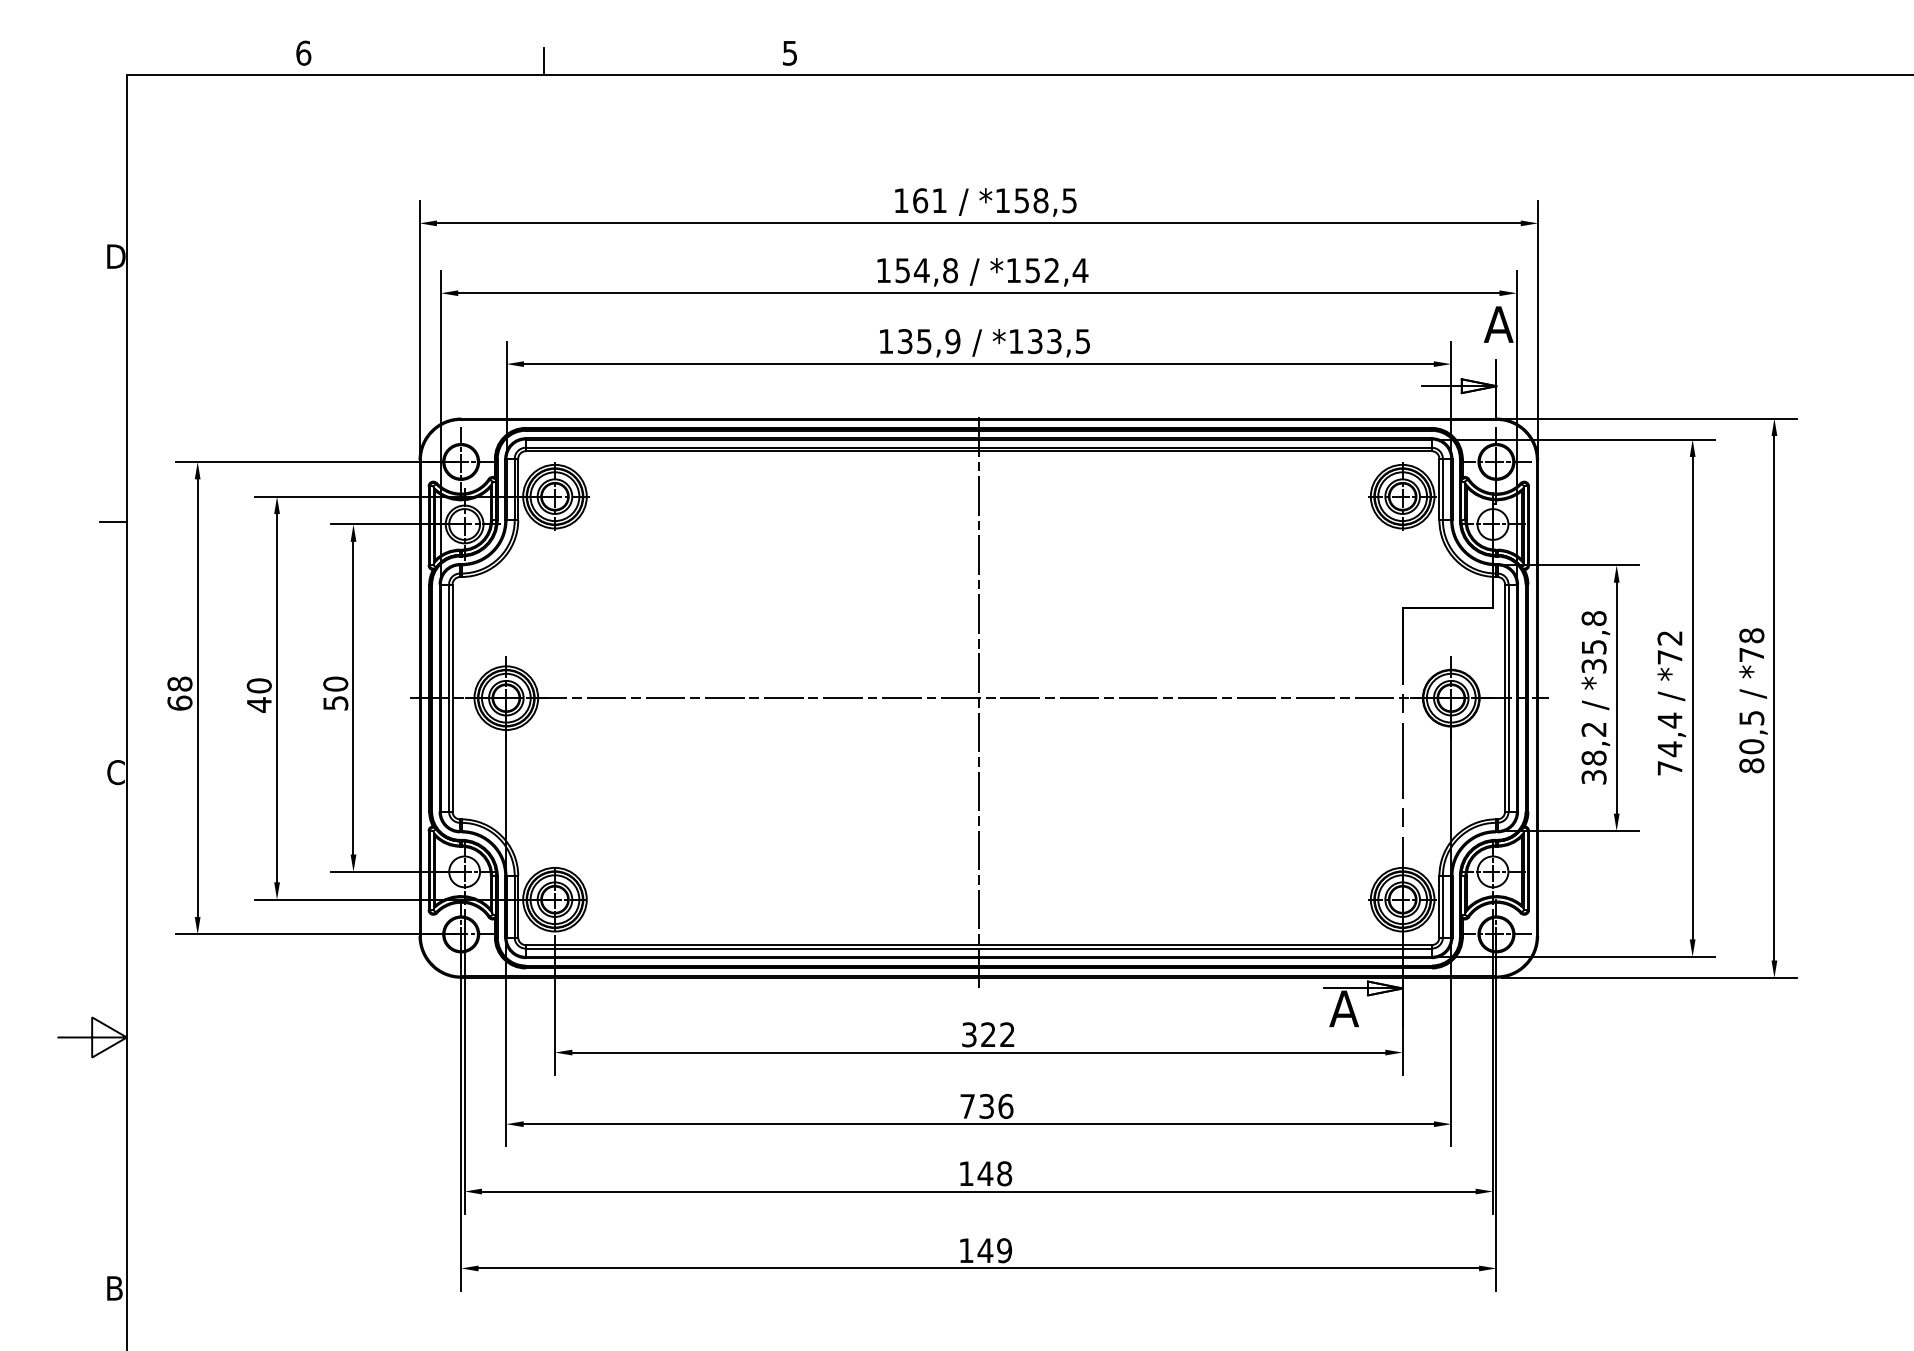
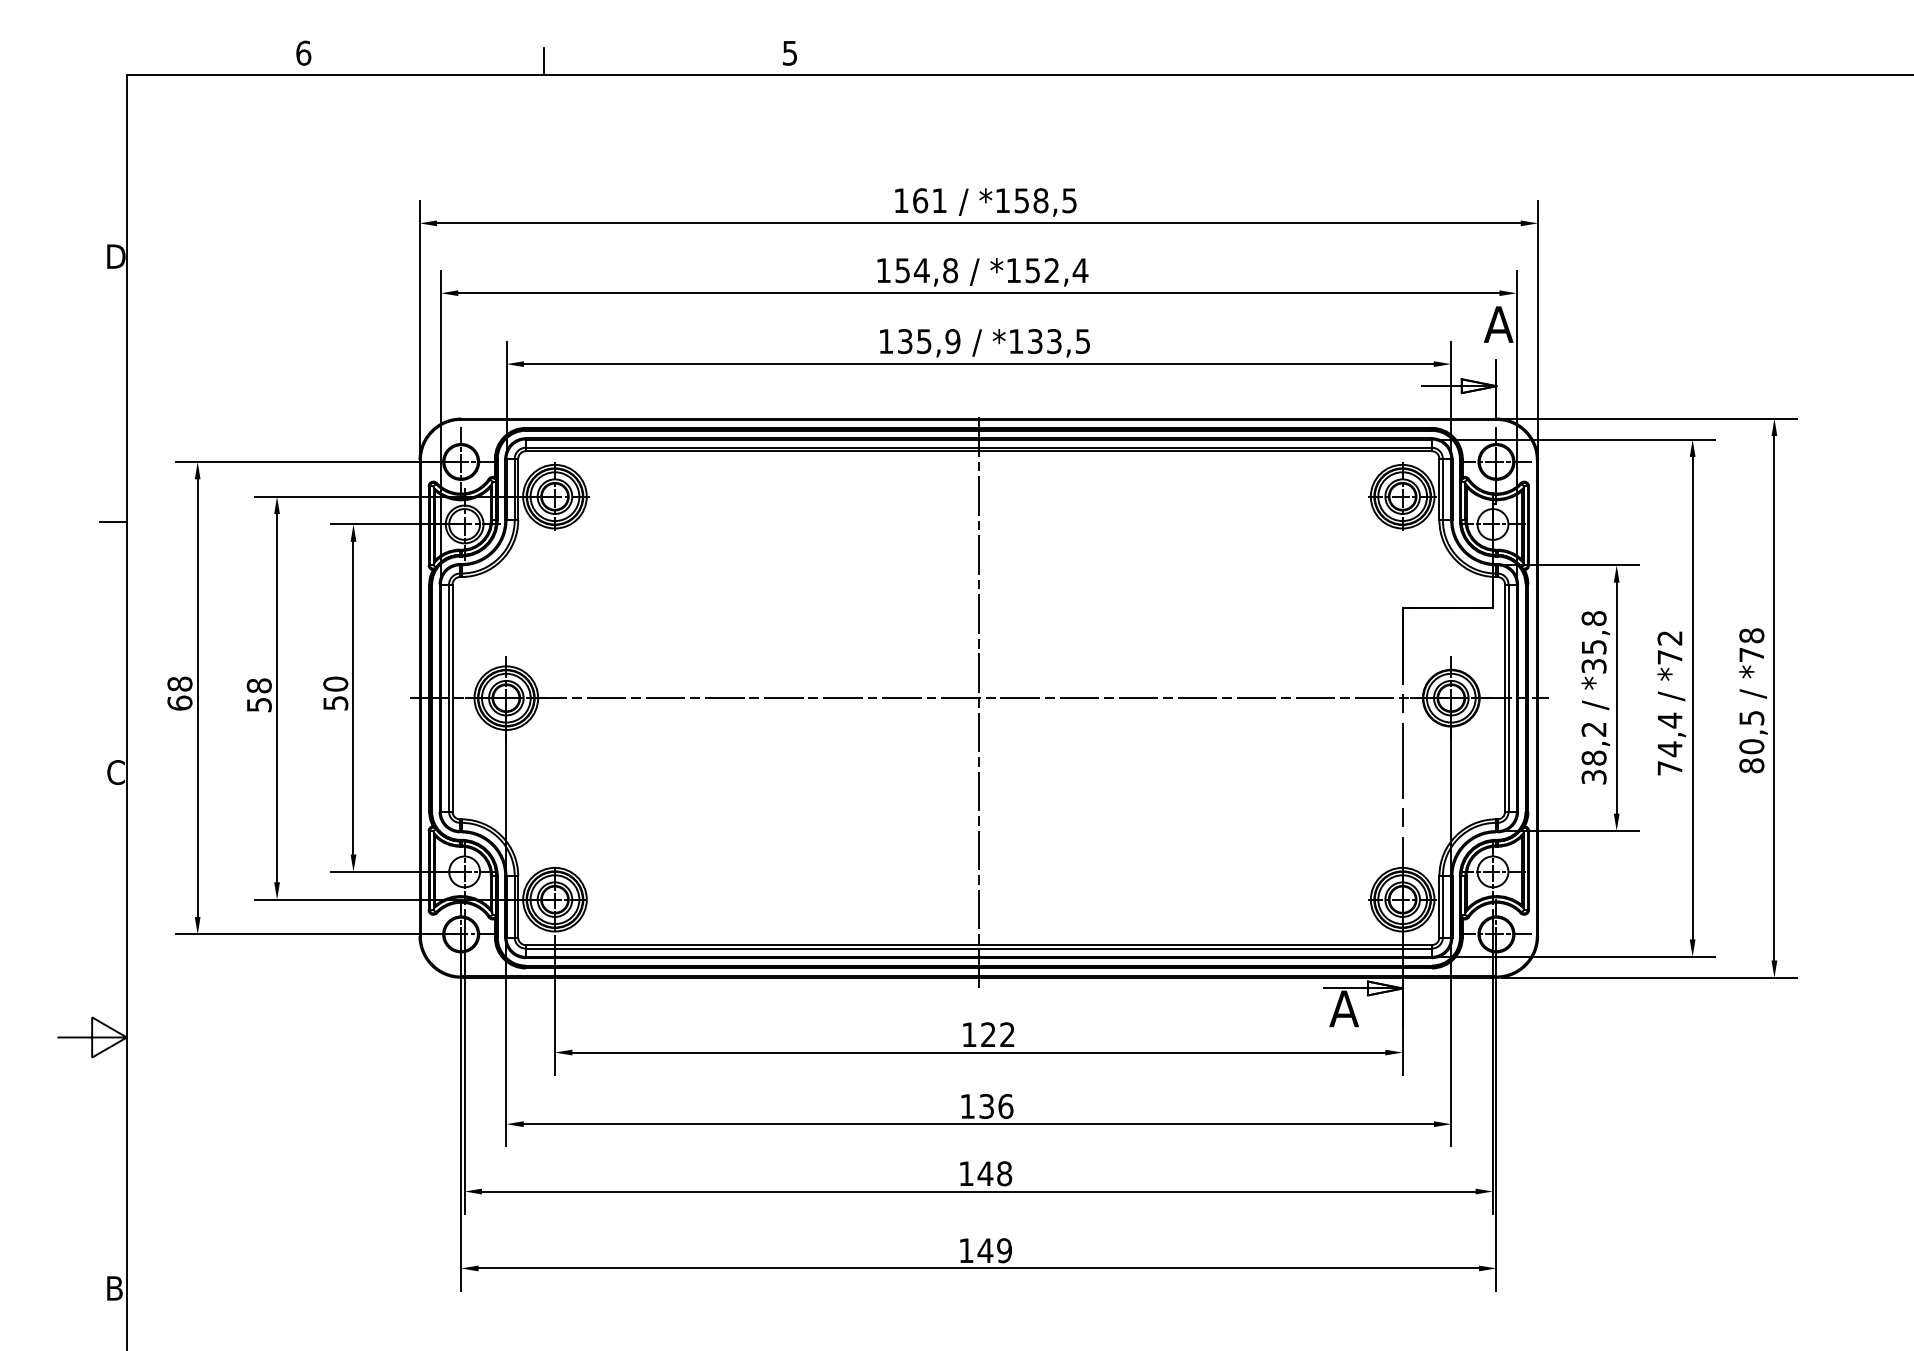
text: 40 -> 58 (259, 695)
text: 322 -> 122 (969, 1034)
text: 736 -> 136 (967, 1106)
